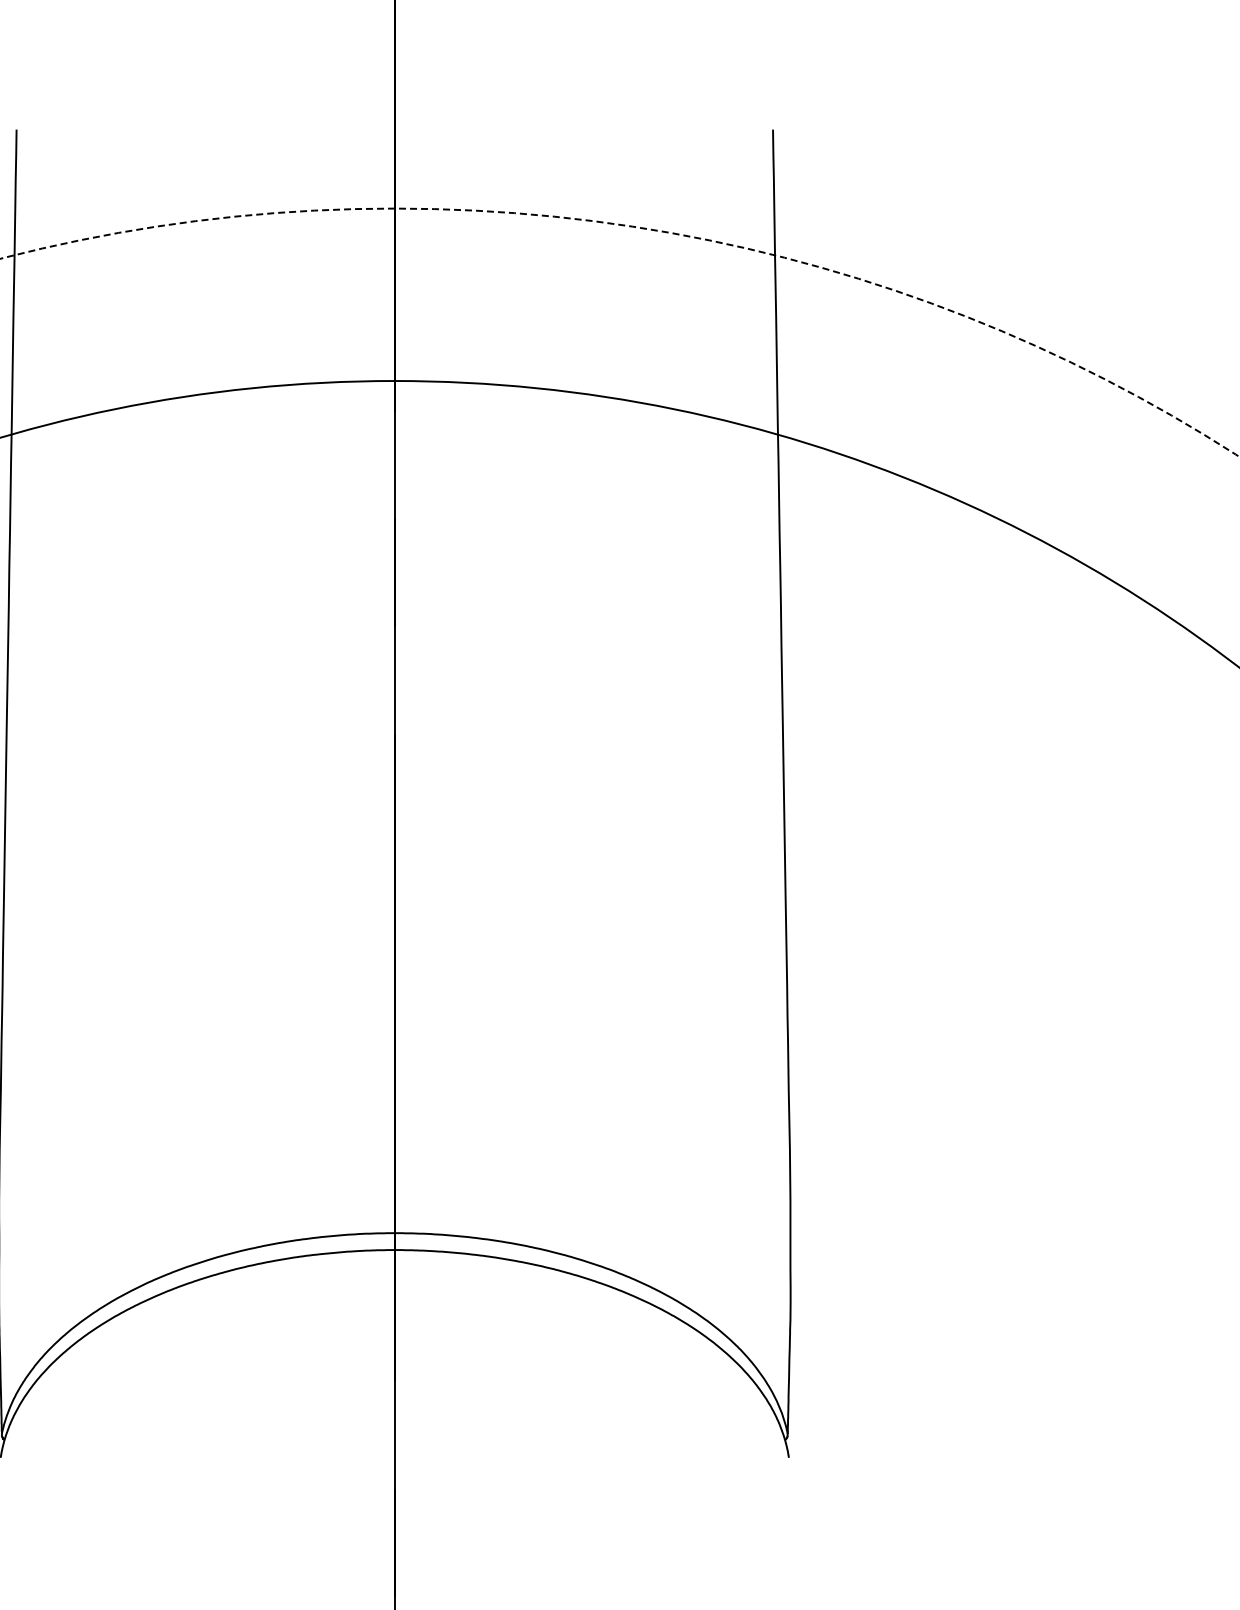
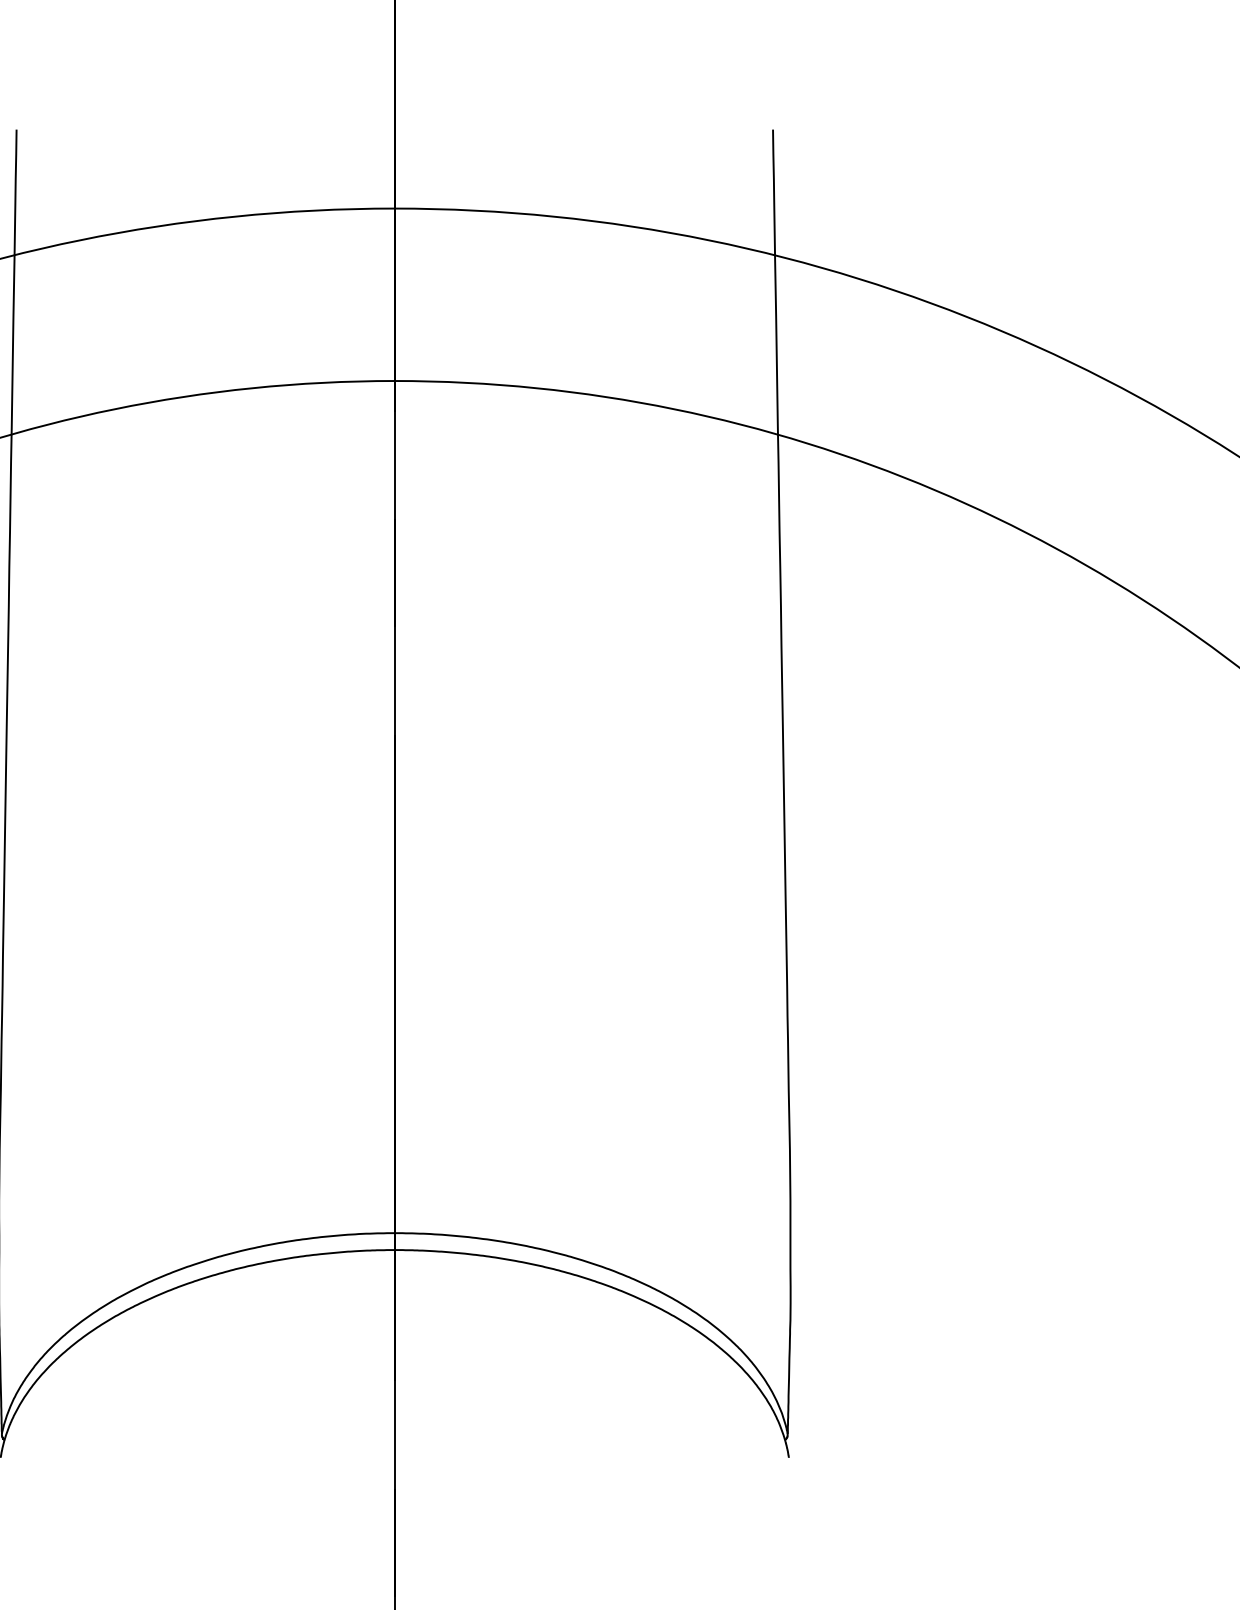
circle: dashed -> solid (619, 332)
